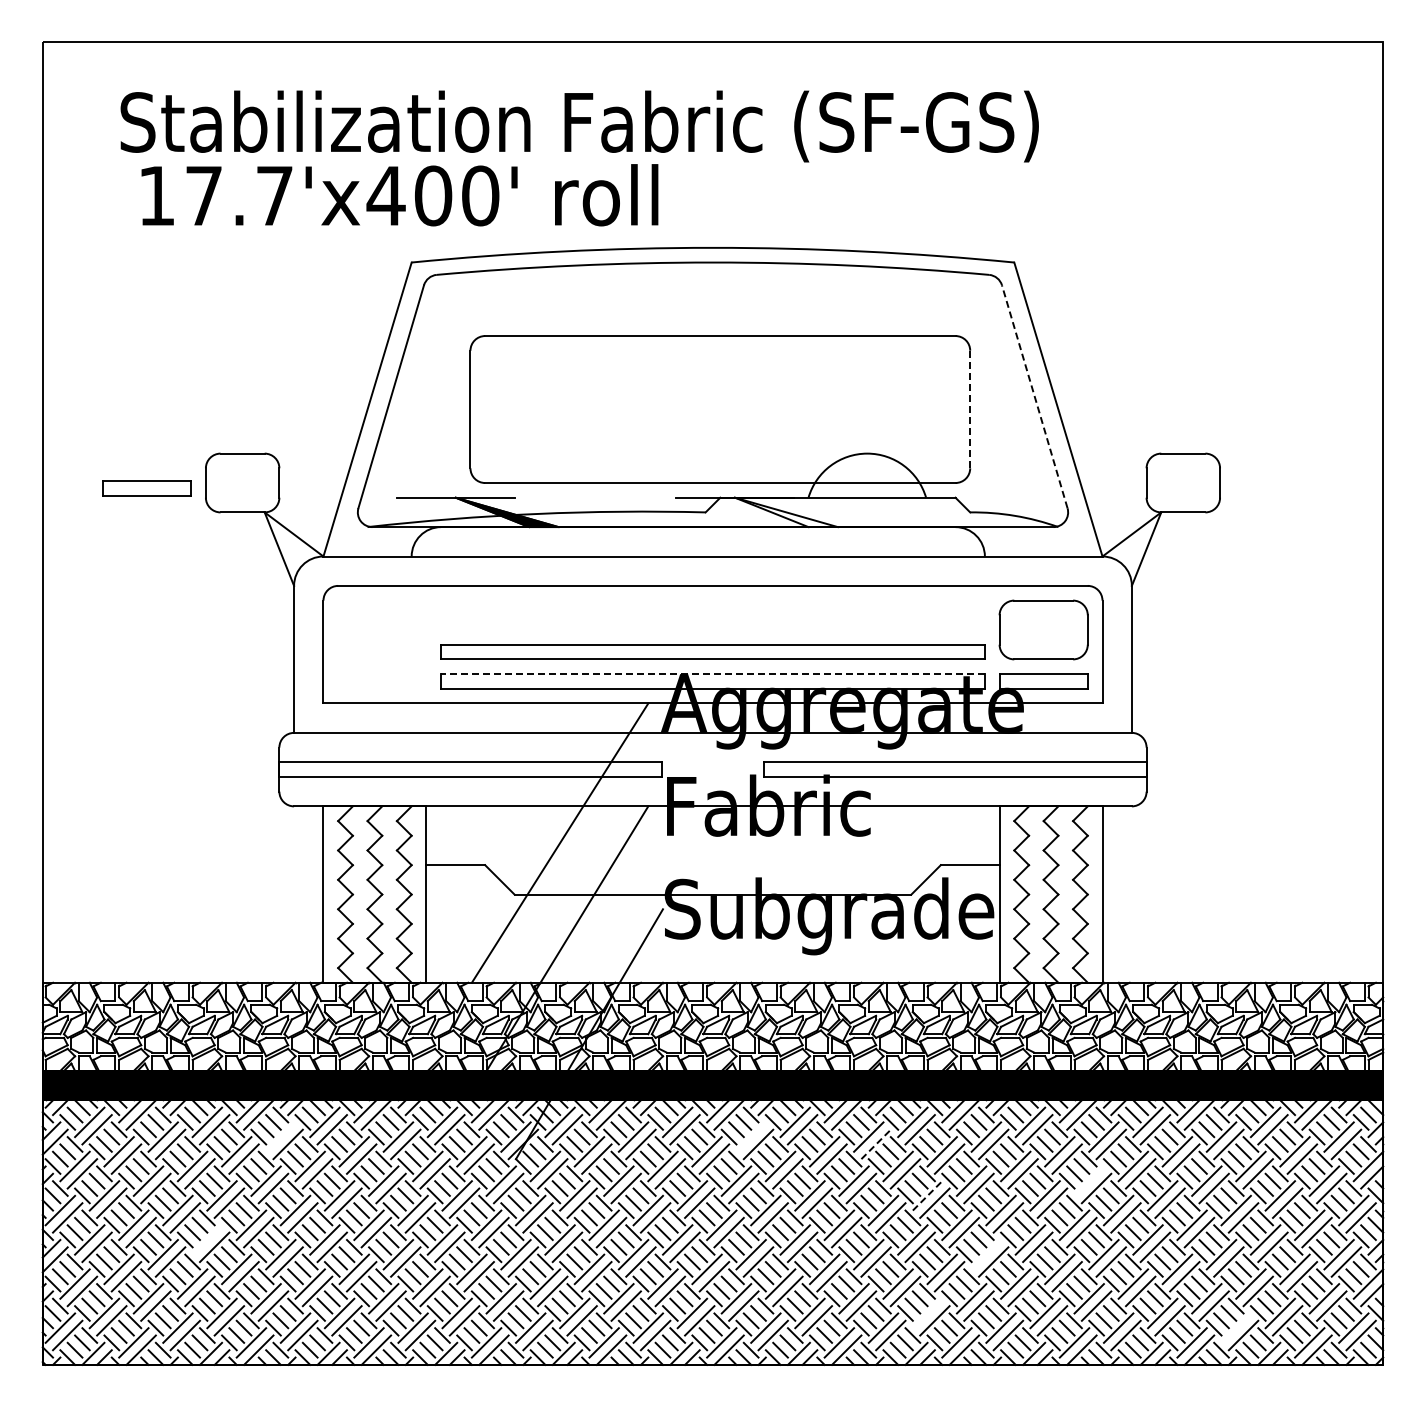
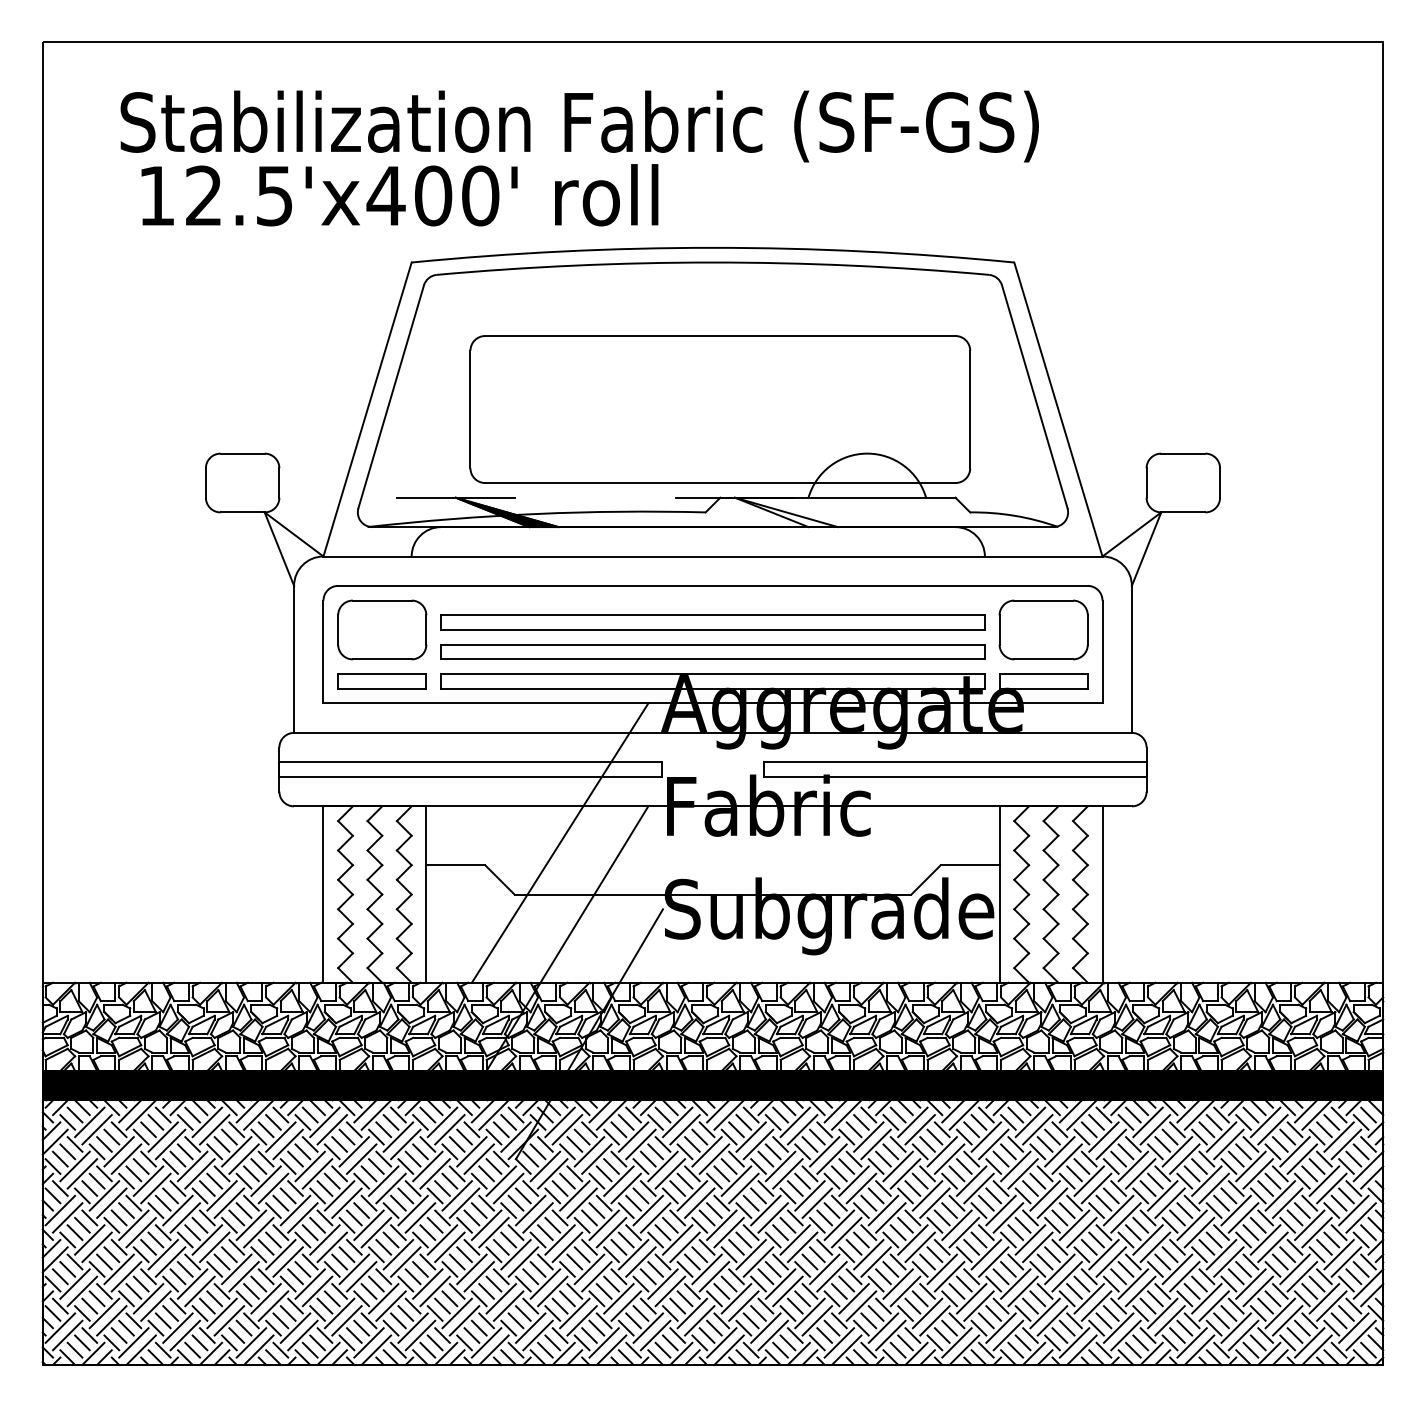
text: 17.7'x400' -> 12.5'x400' (239, 195)
line: dashed -> solid (1034, 396)
line: dashed -> solid (970, 409)
part position: (146, 488) -> (381, 681) (381, 681)
part: none -> present (712, 622)
part: none -> present (382, 629)
line: dashed -> solid (712, 674)
line: none -> present (280, 1136)
line: none -> present (750, 1136)
line: dashed -> solid (876, 1144)
line: none -> present (1088, 1180)
line: dashed -> solid (927, 1195)
line: none -> present (207, 1239)
line: none -> present (986, 1254)
line: none -> present (927, 1313)
line: none -> present (1235, 1327)
